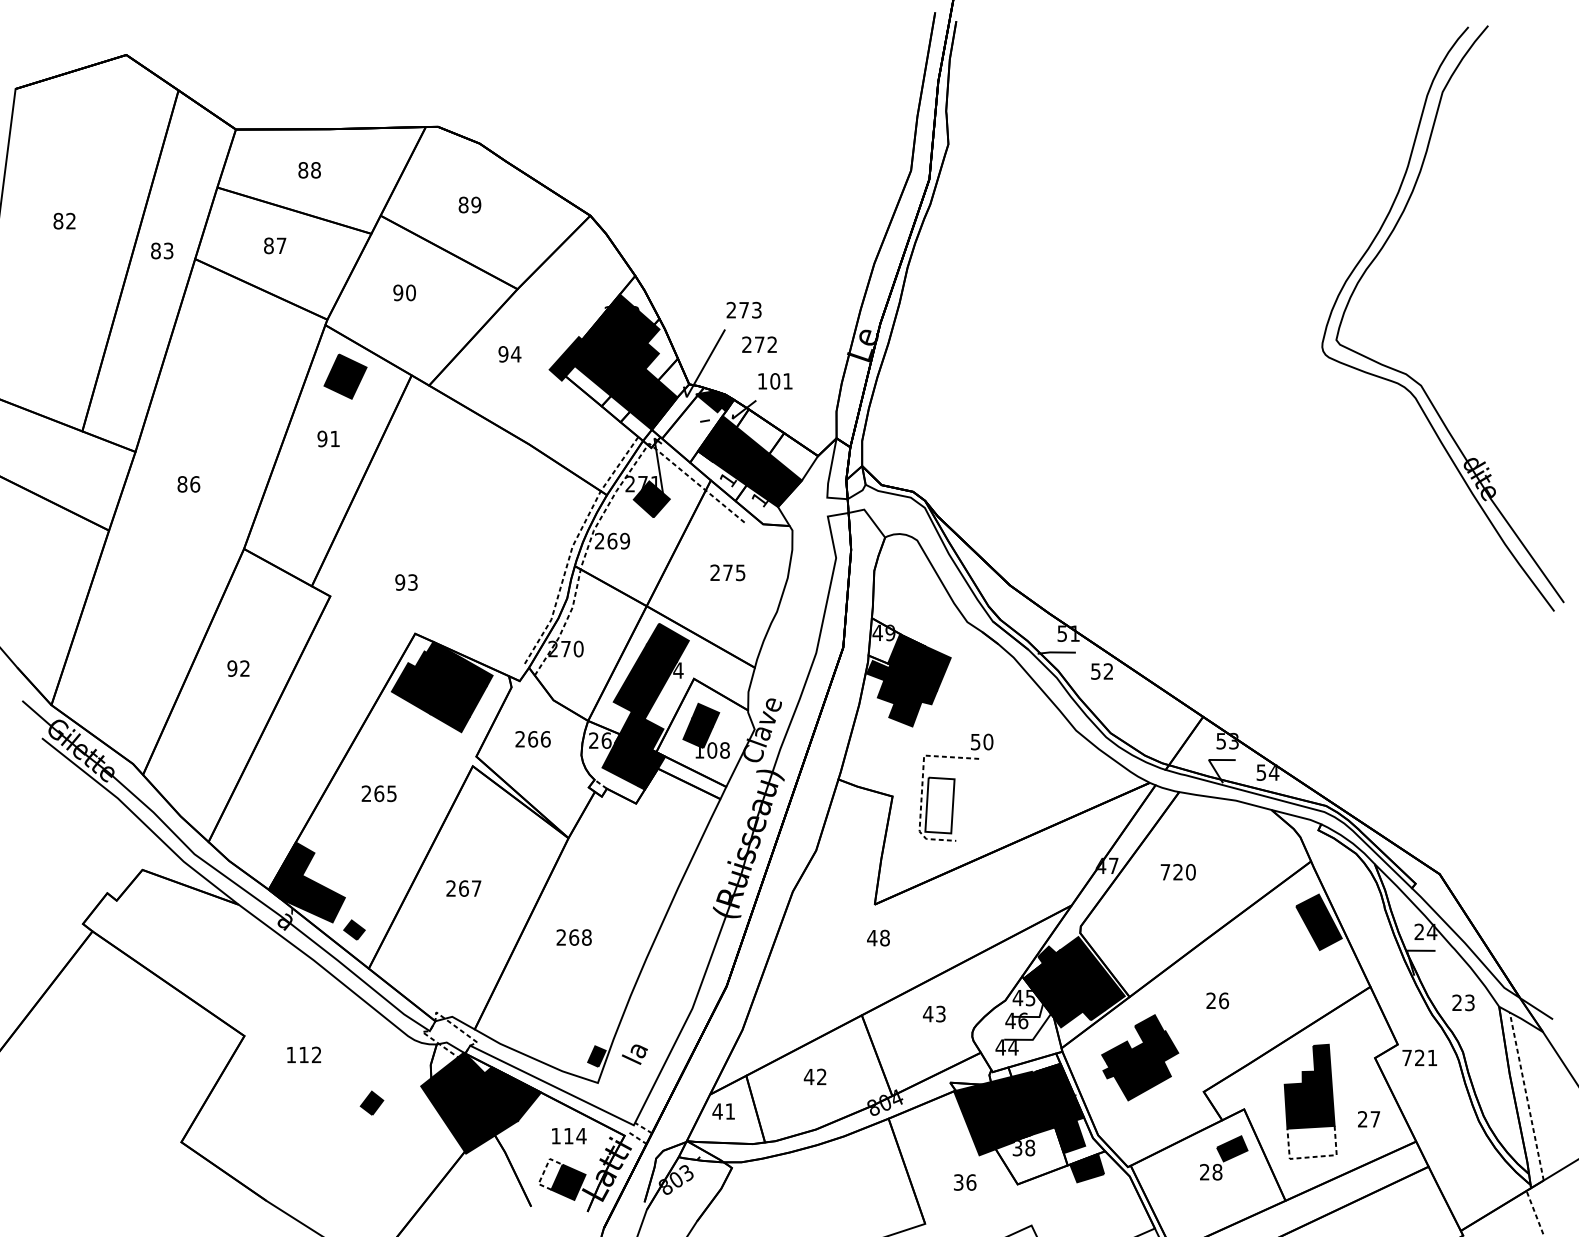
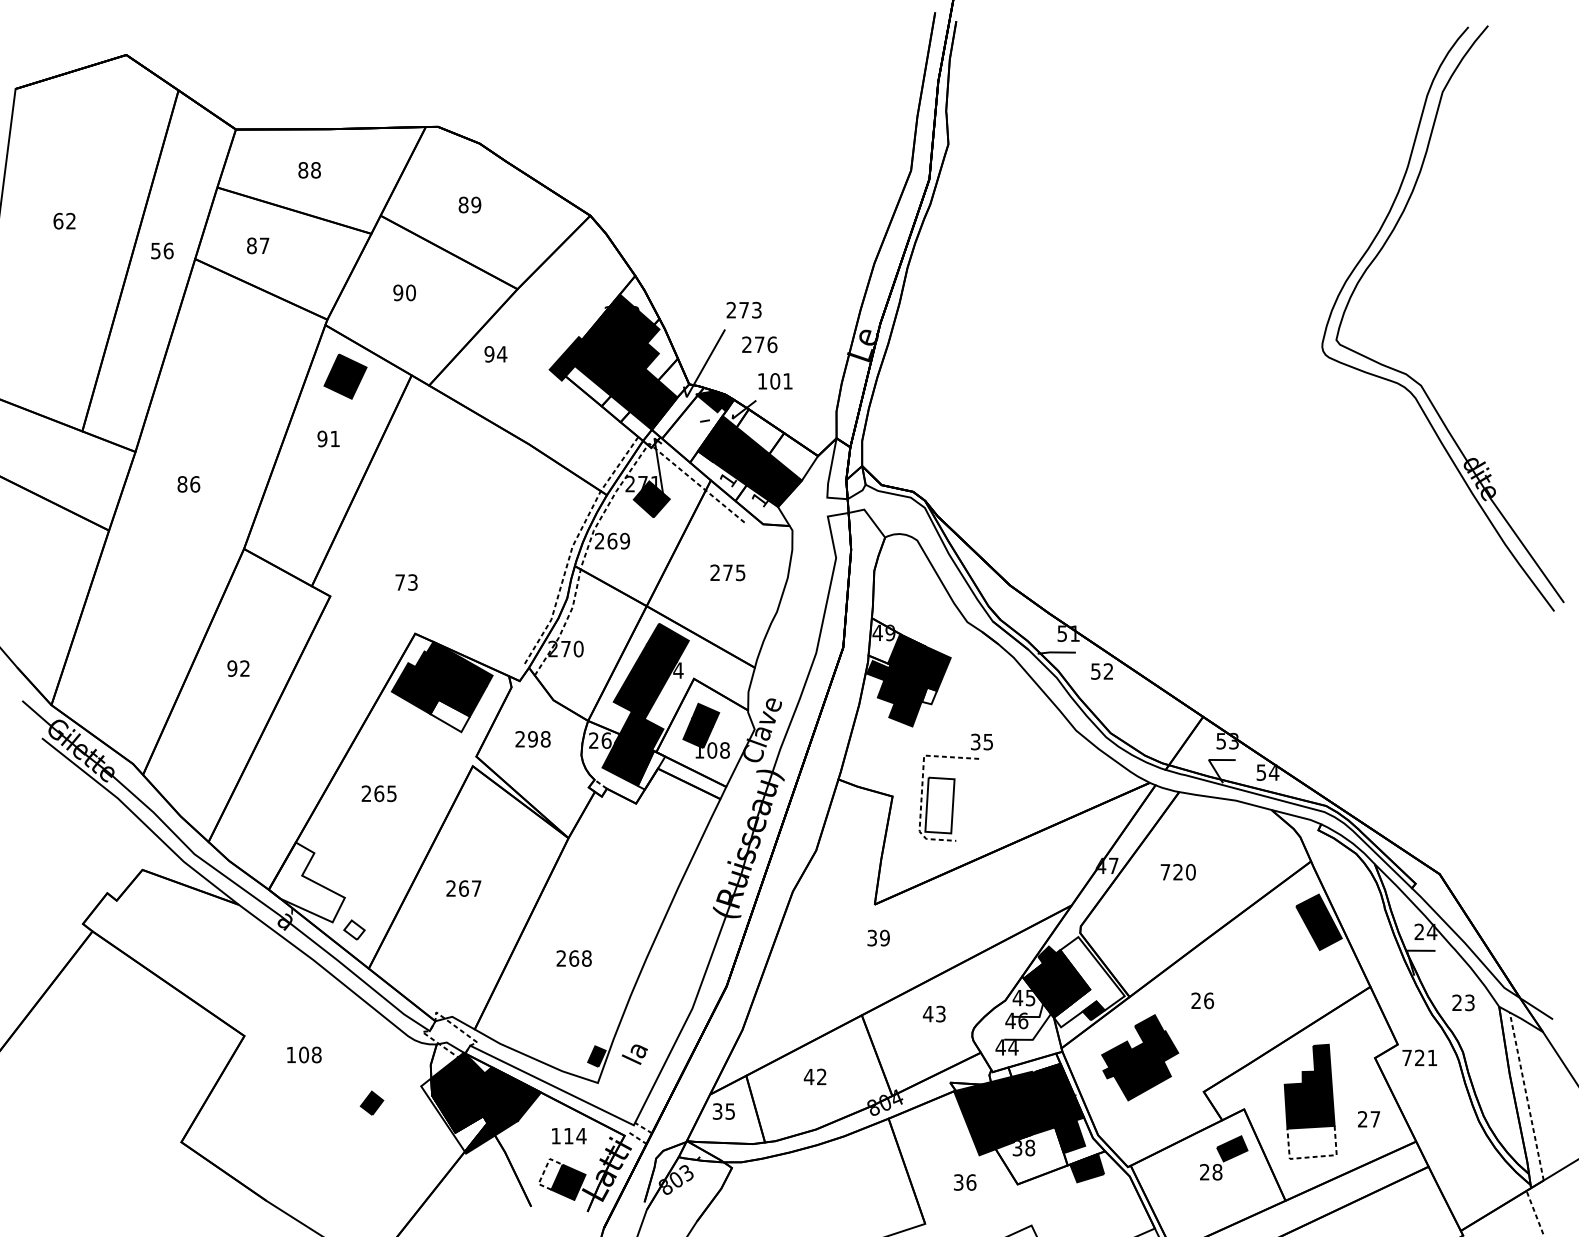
text: 82 -> 62 (58, 220)
text position: (275, 245) -> (258, 245) (258, 245)
text: 83 -> 56 (162, 250)
text: 272 -> 276 (772, 344)
text position: (509, 354) -> (495, 354) (495, 354)
text: 93 -> 73 (400, 582)
fill: present -> none (929, 695)
fill: present -> none (450, 715)
text: 266 -> 298 (539, 739)
text: 50 -> 35 (982, 741)
fill: present -> none (651, 770)
fill: present -> none (306, 882)
fill: present -> none (354, 929)
text position: (573, 937) -> (573, 958) (573, 958)
text: 48 -> 39 (878, 937)
fill: present -> none (1088, 982)
text position: (1217, 1000) -> (1202, 1000) (1202, 1000)
text: 112 -> 108 (310, 1054)
text: 41 -> 35 (723, 1111)
fill: present -> none (454, 1114)
